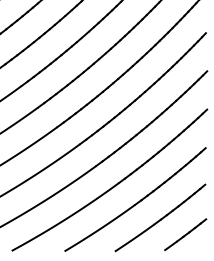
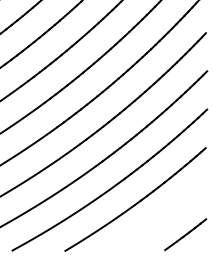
part: present -> none (160, 217)
